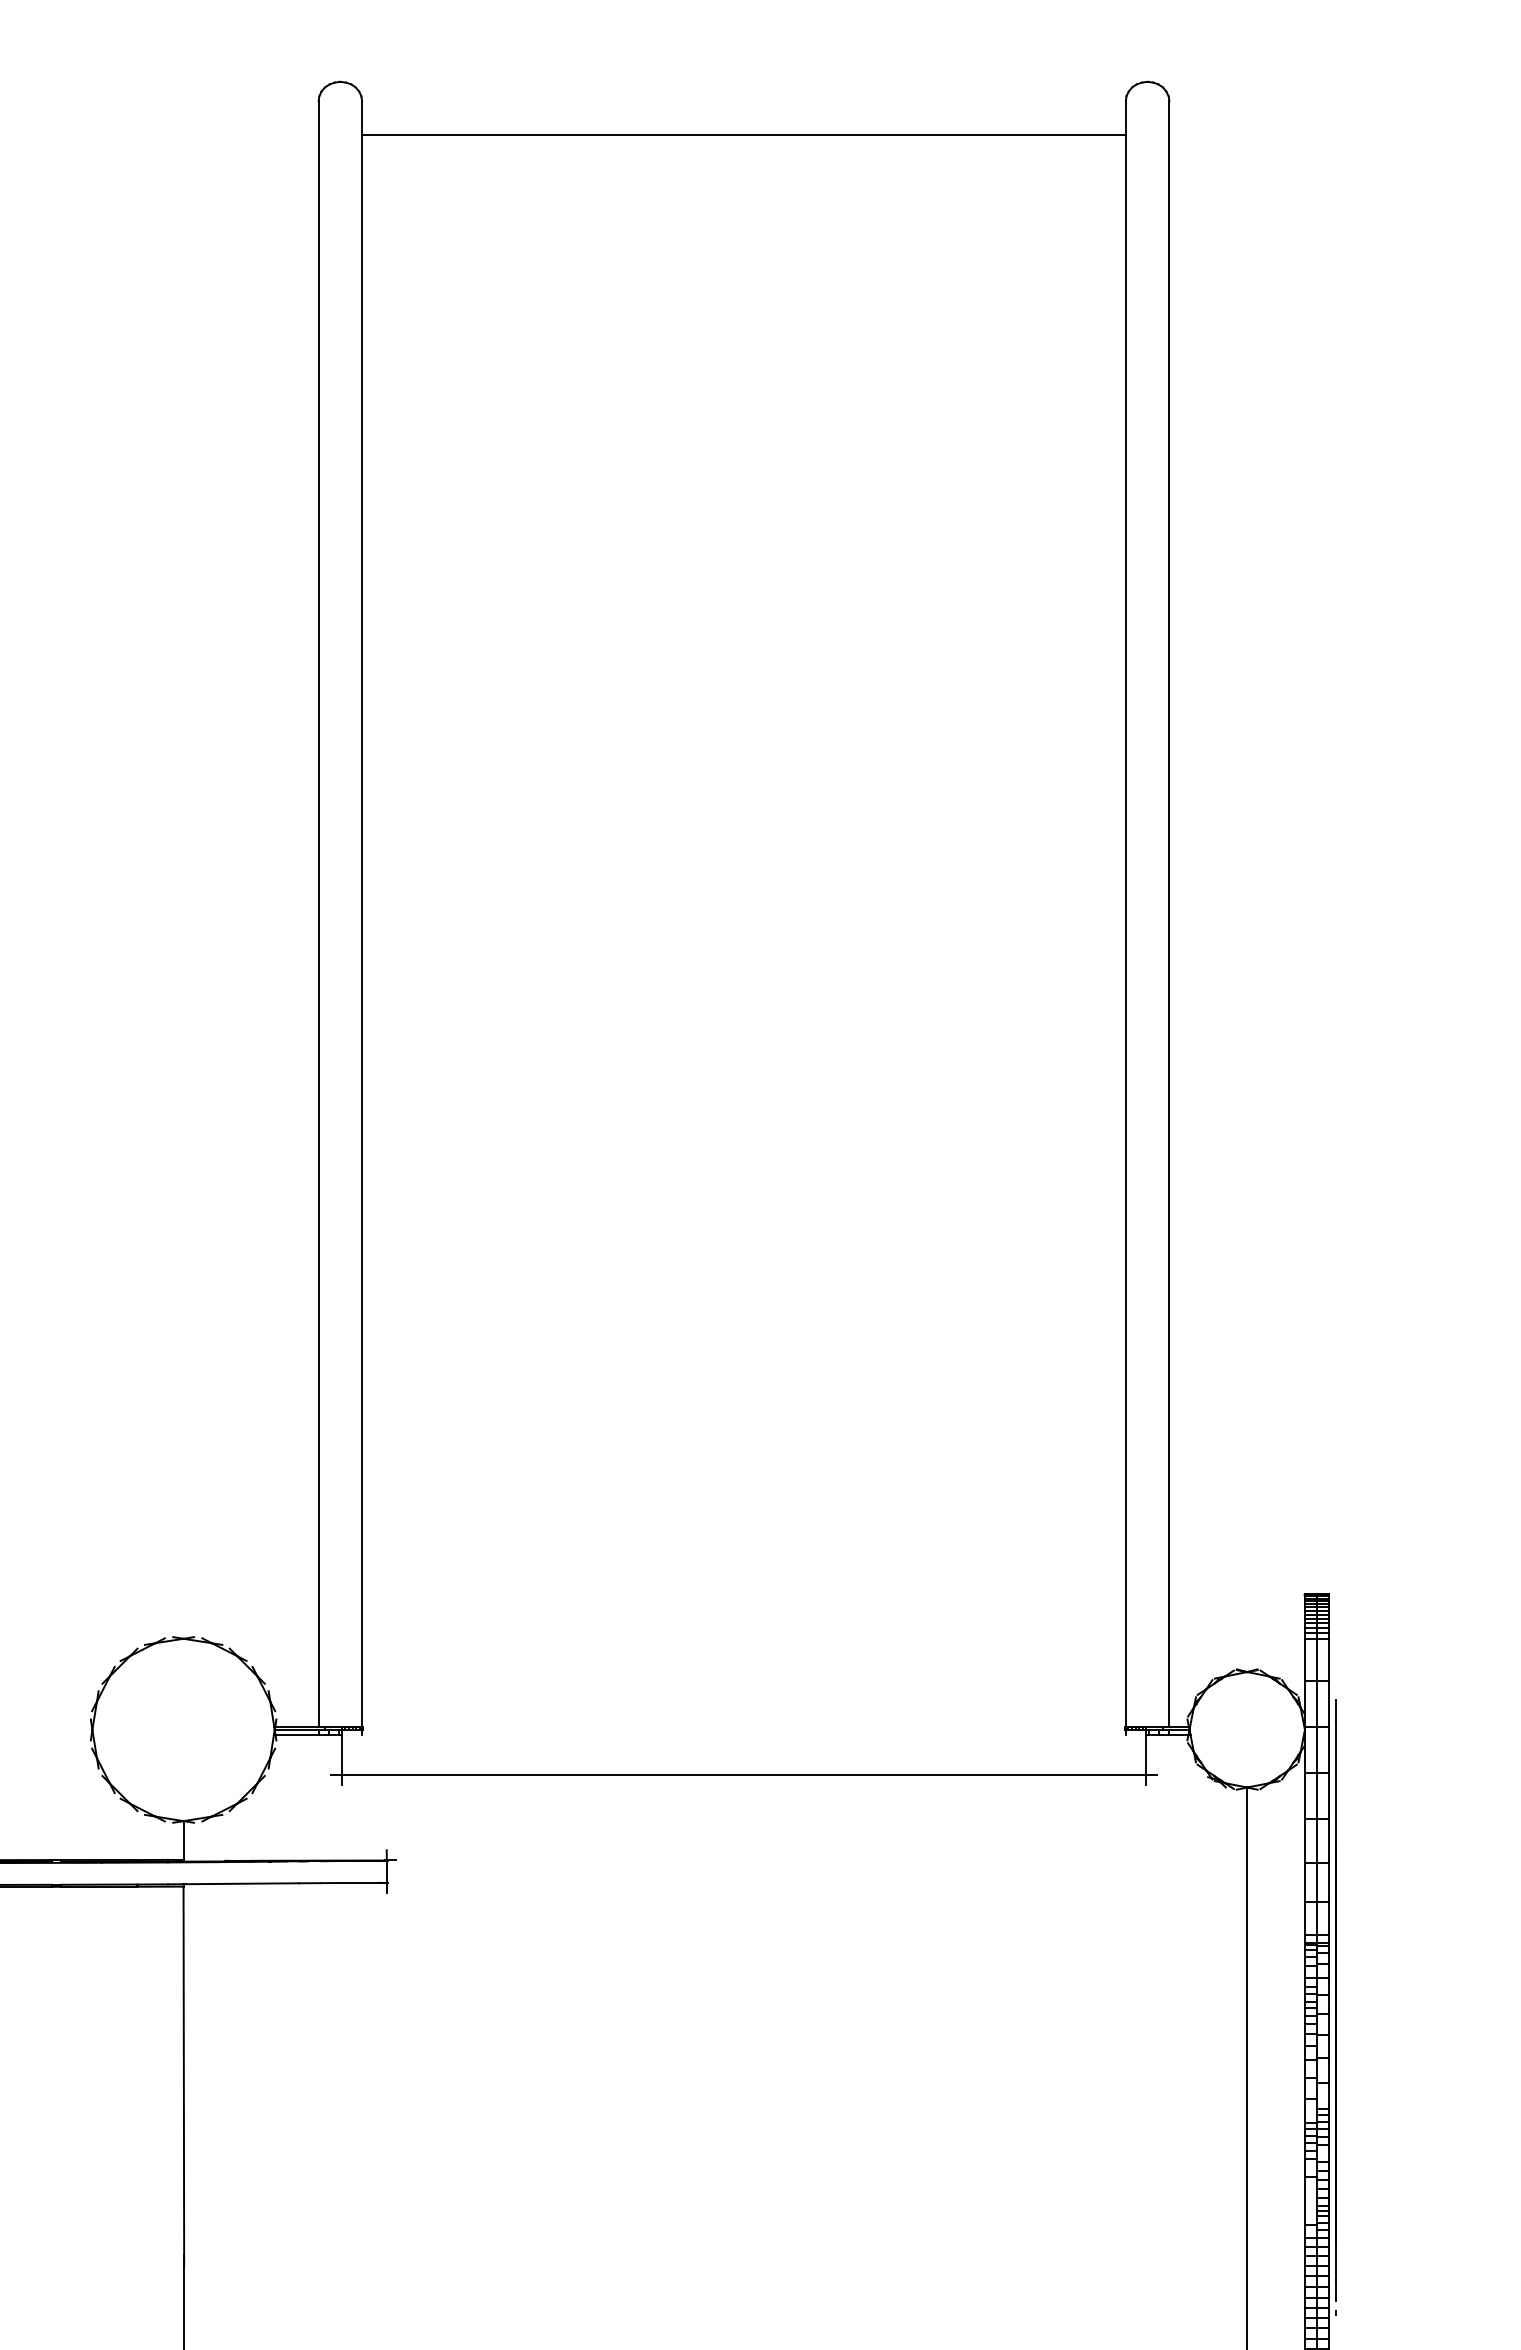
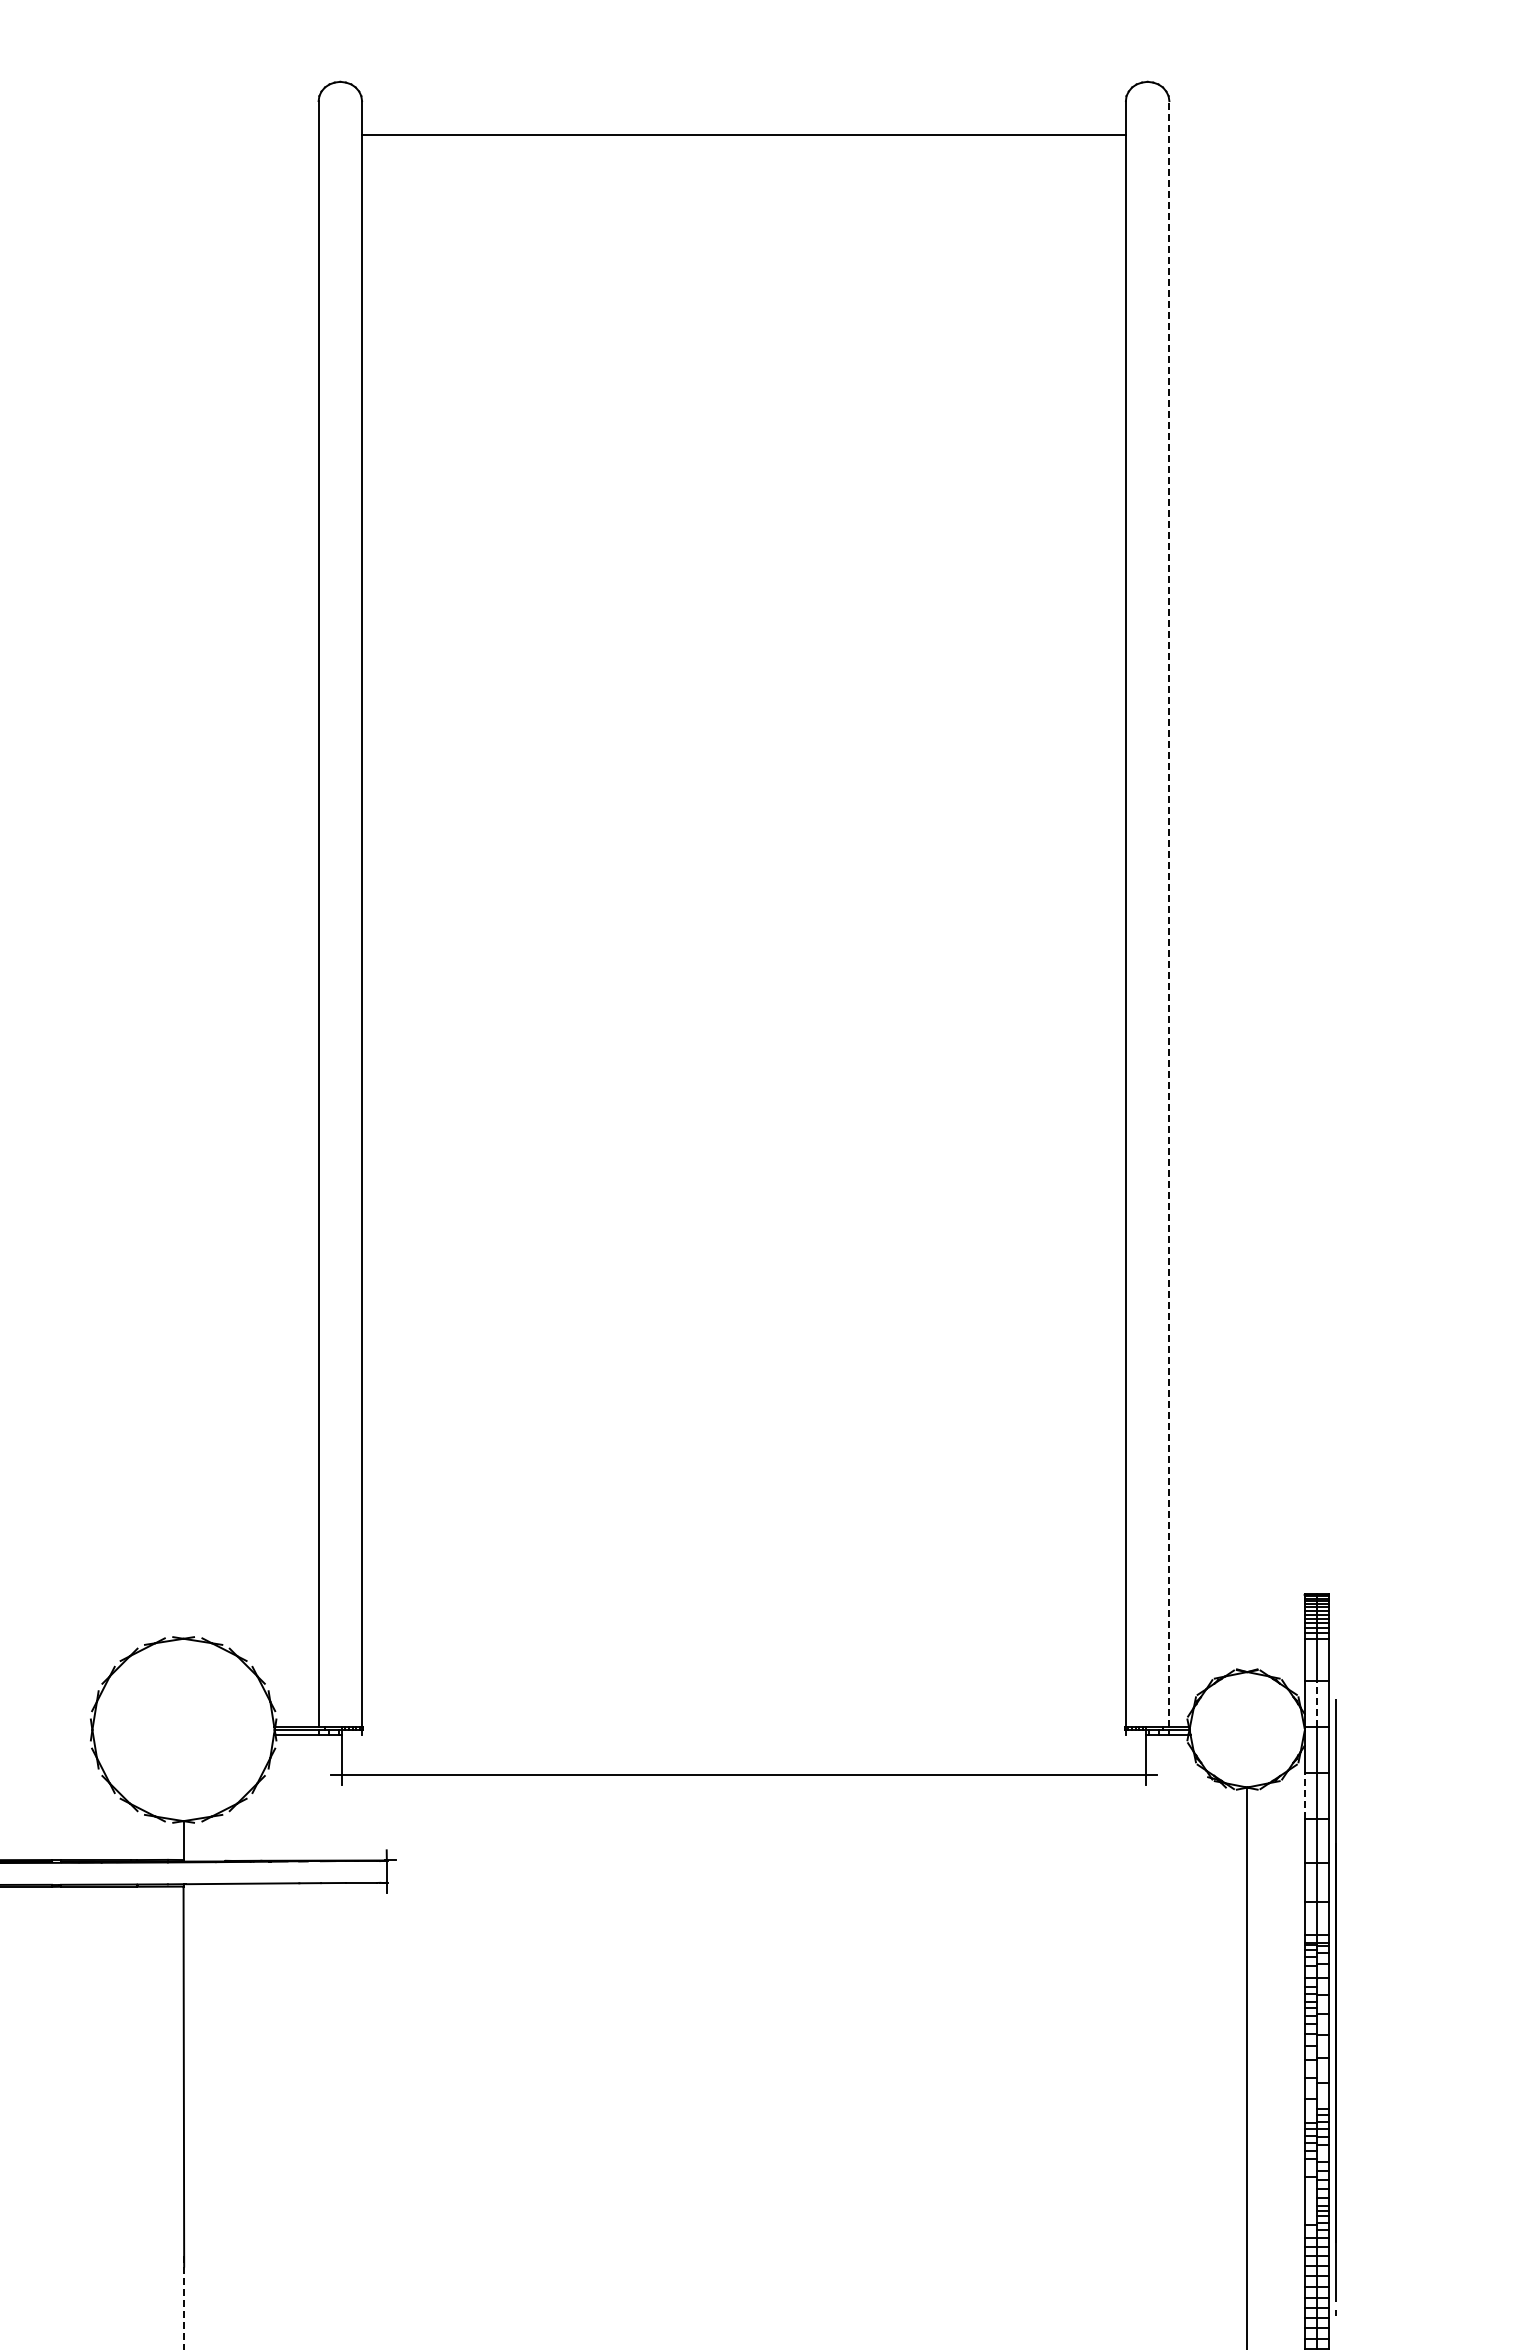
line: solid -> dashed (1169, 914)
line: solid -> dashed (1316, 1703)
line: solid -> dashed (1304, 1796)
line: solid -> dashed (183, 2301)
